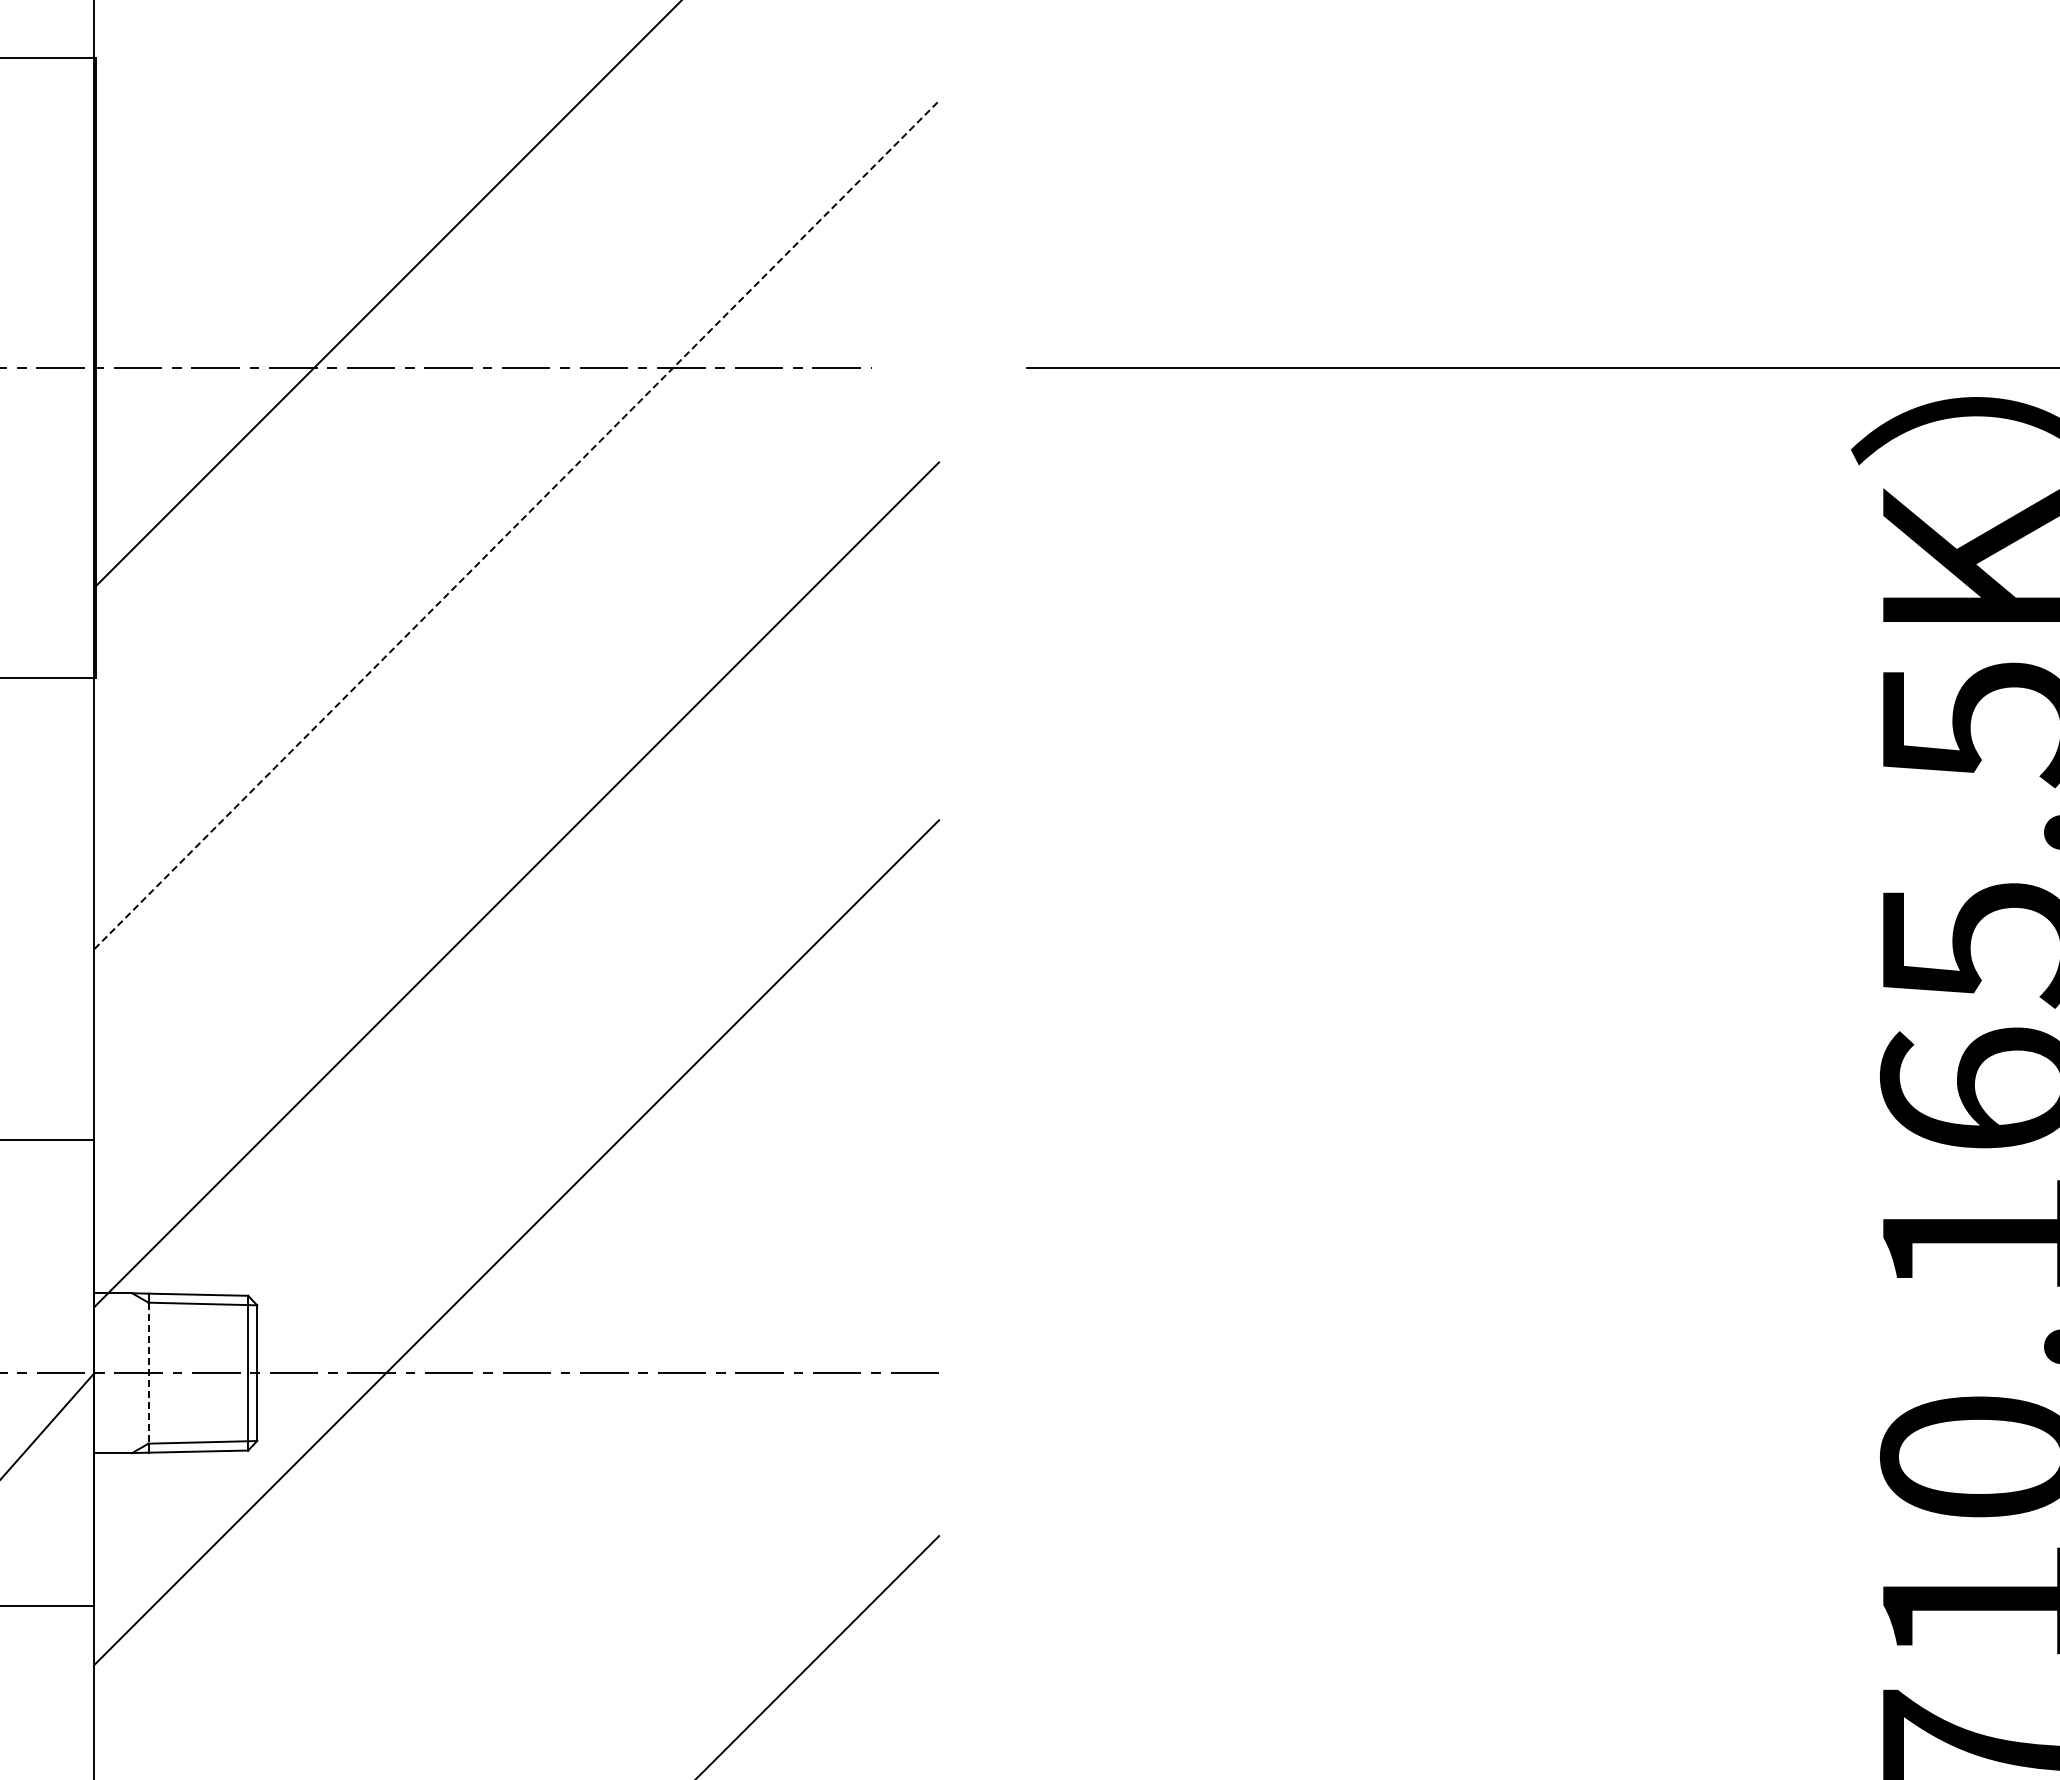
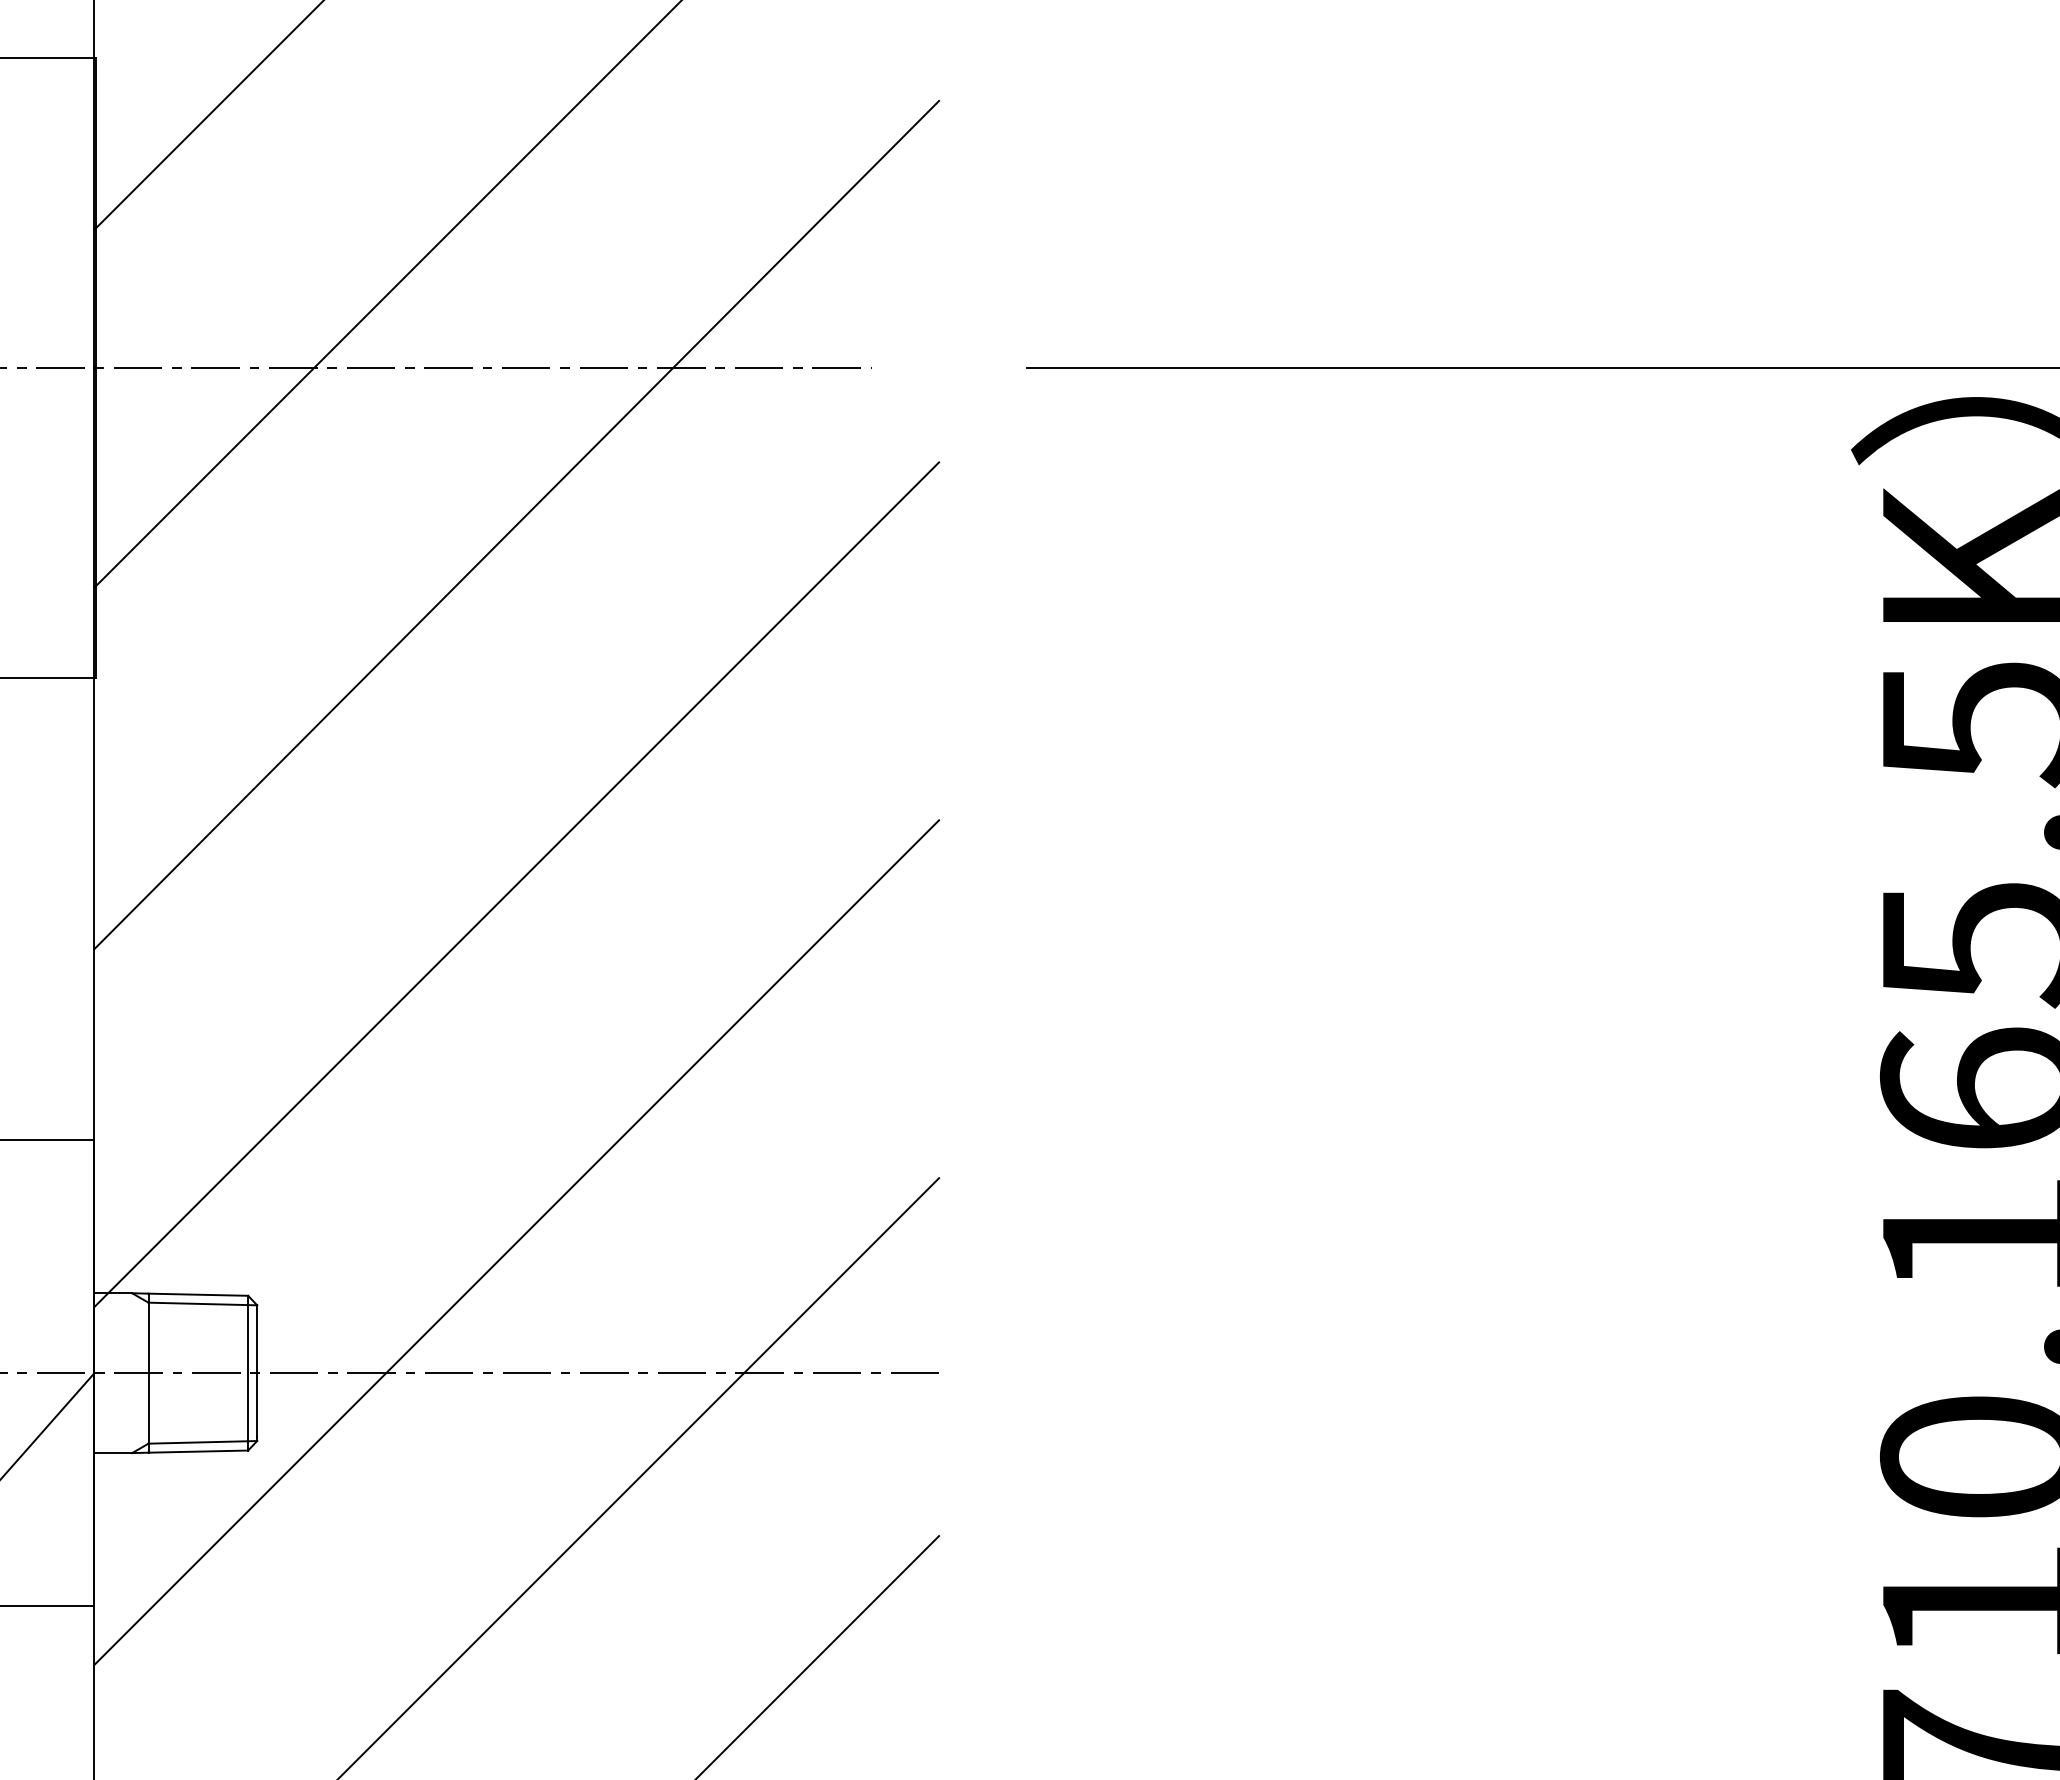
line: none -> present (208, 115)
line: dashed -> solid (517, 524)
line: dashed -> solid (148, 1373)
line: none -> present (639, 1477)
